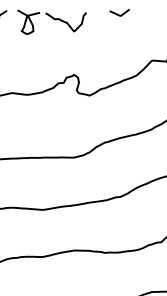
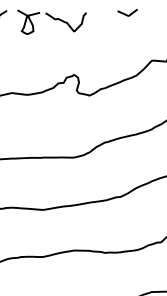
curve position: (119, 14) -> (127, 14) (127, 14)
